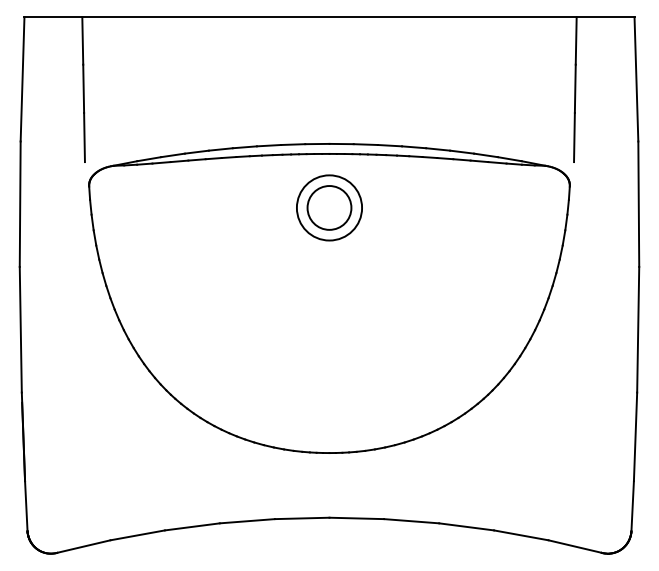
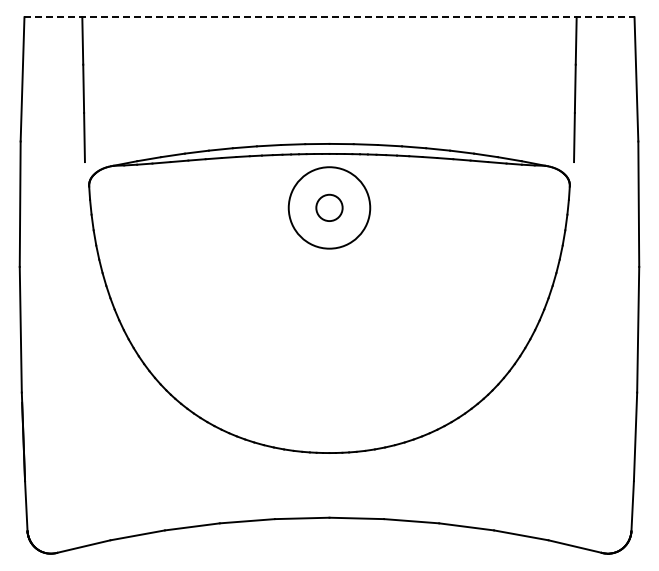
line: solid -> dashed (329, 17)
circle diameter: 44 px -> 26 px (329, 207)
circle diameter: 65 px -> 81 px (329, 207)
